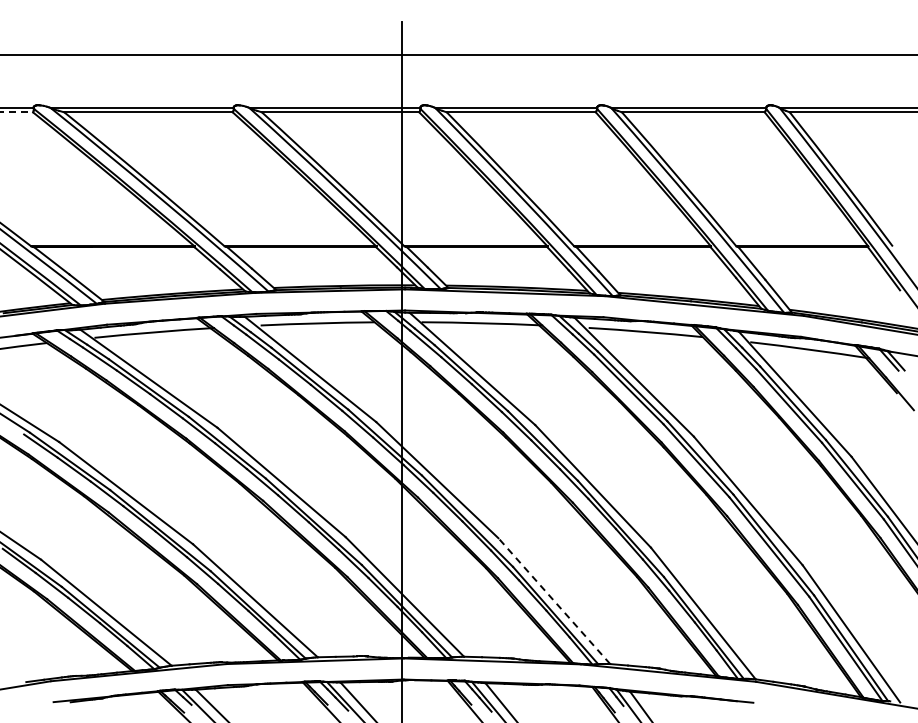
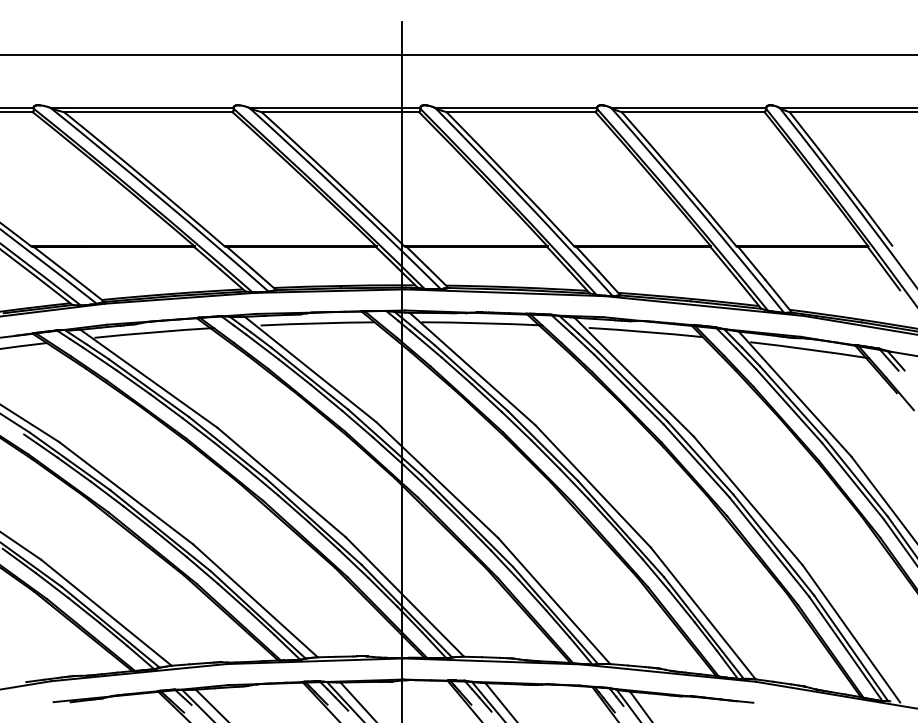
line: dashed -> solid (17, 112)
line: dashed -> solid (554, 600)
